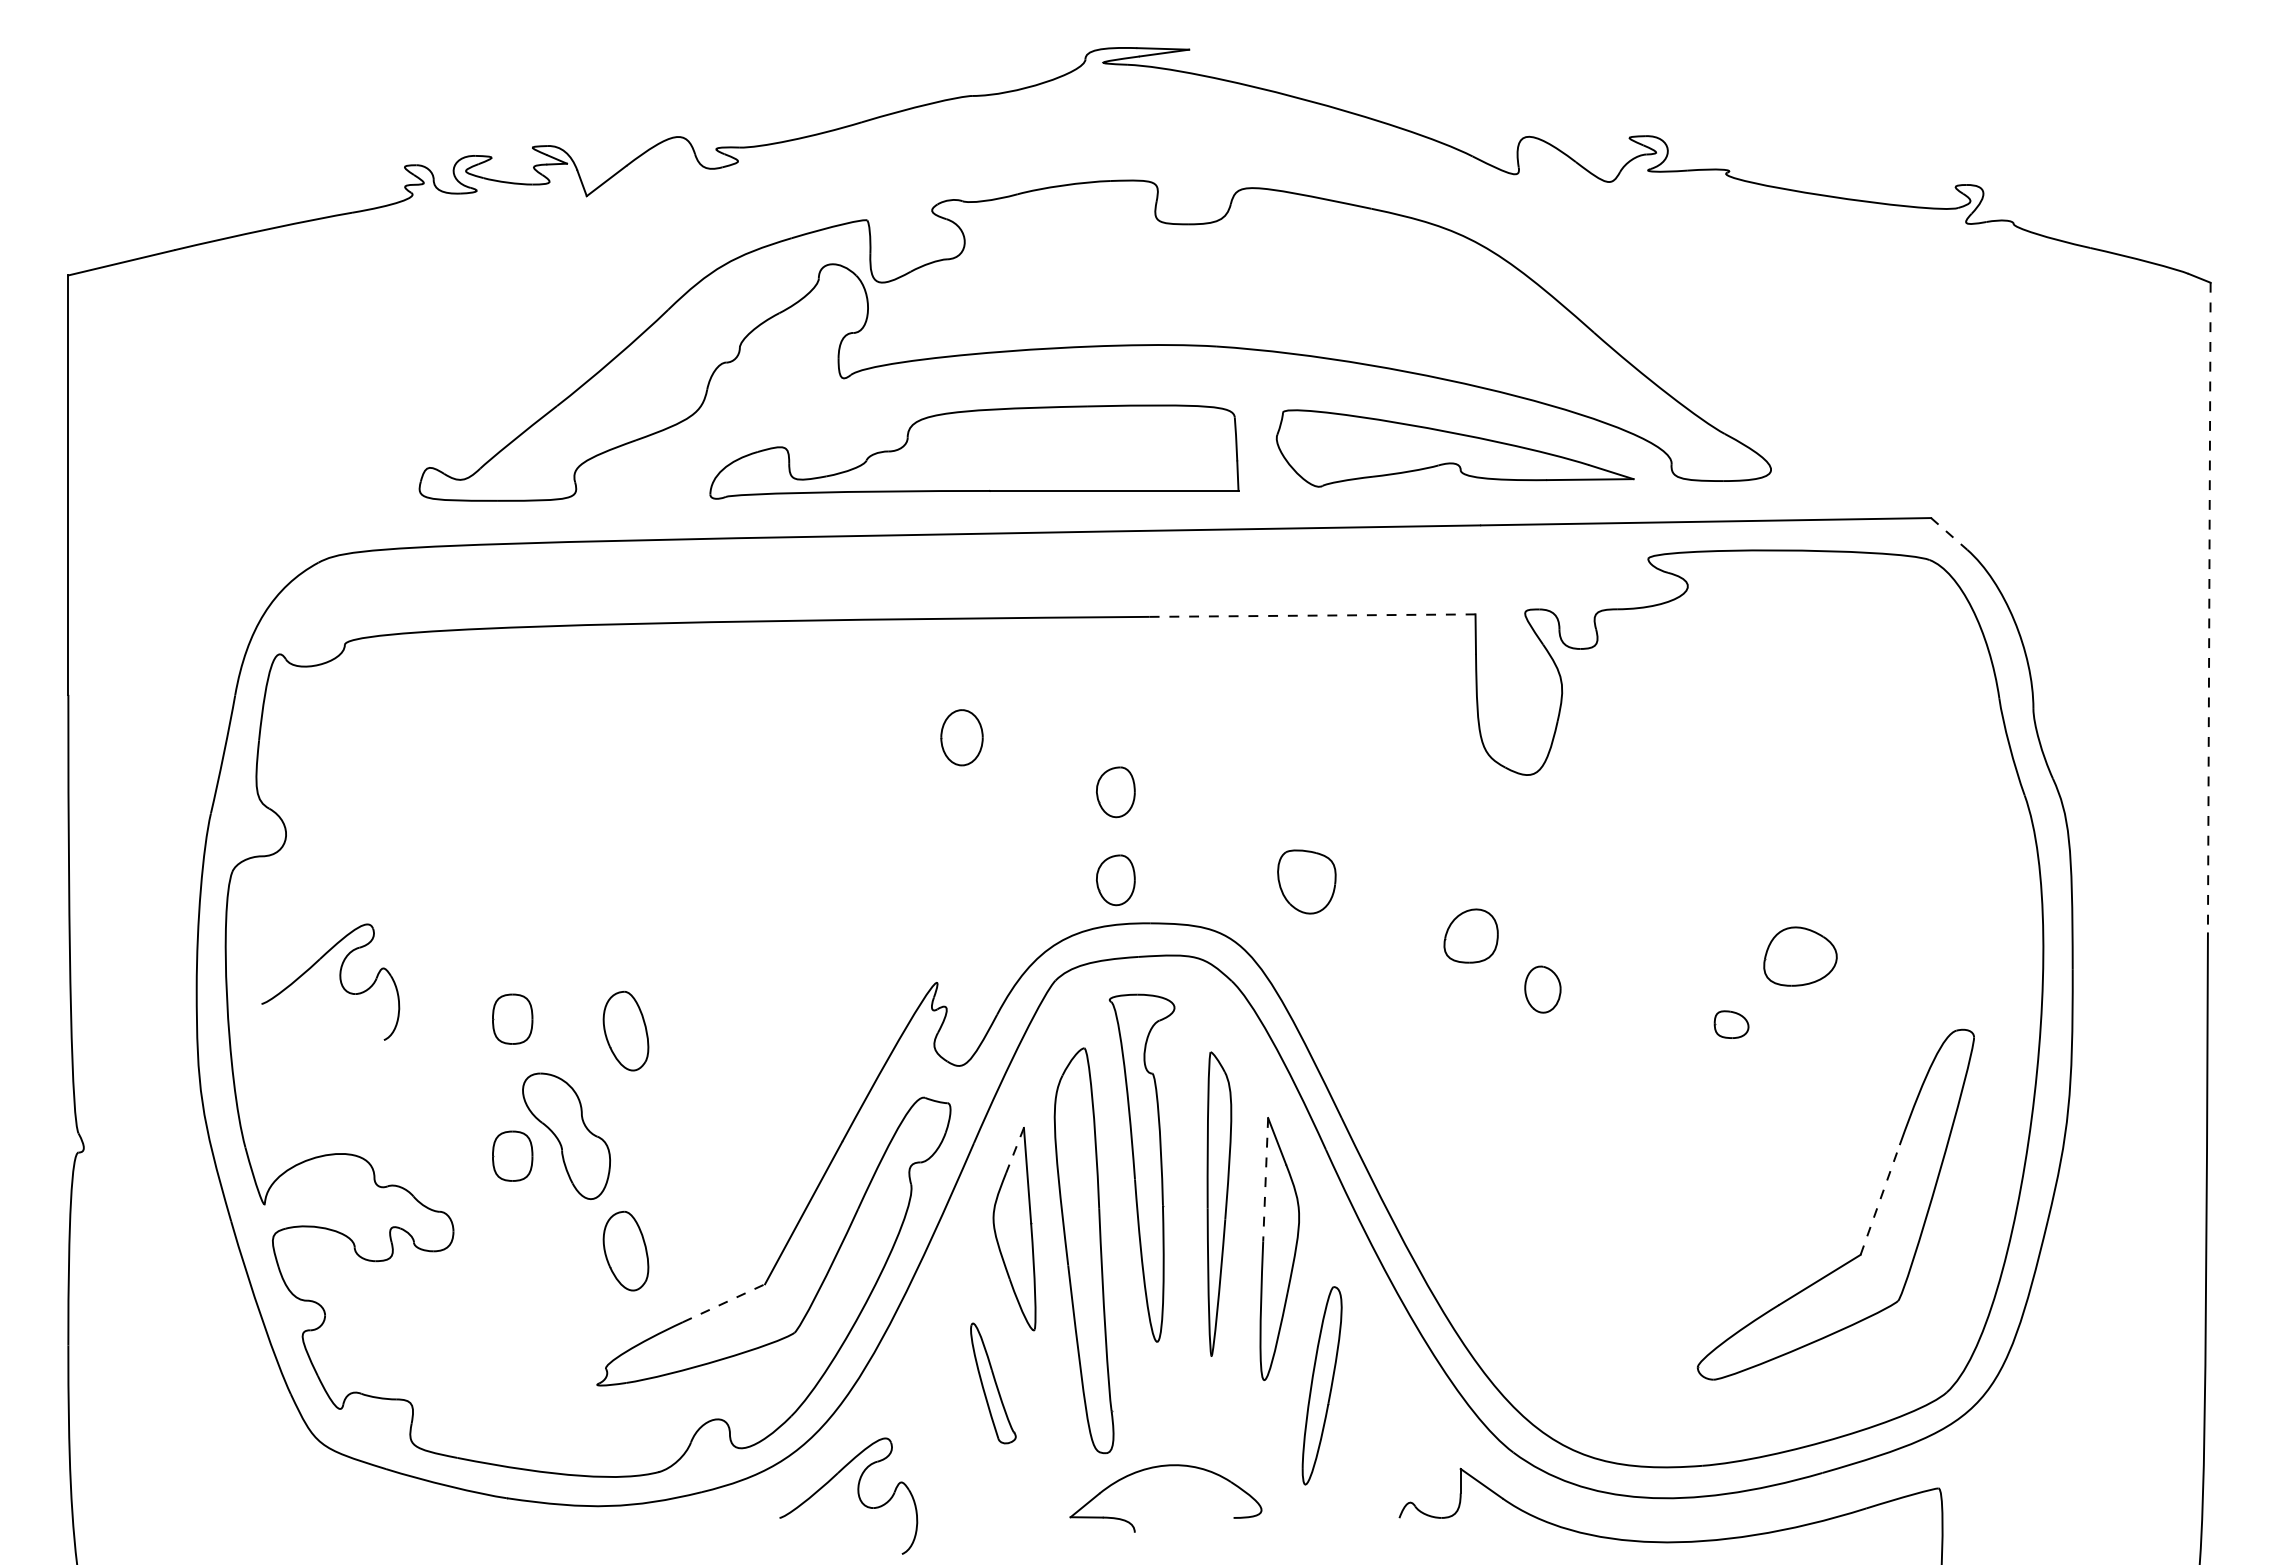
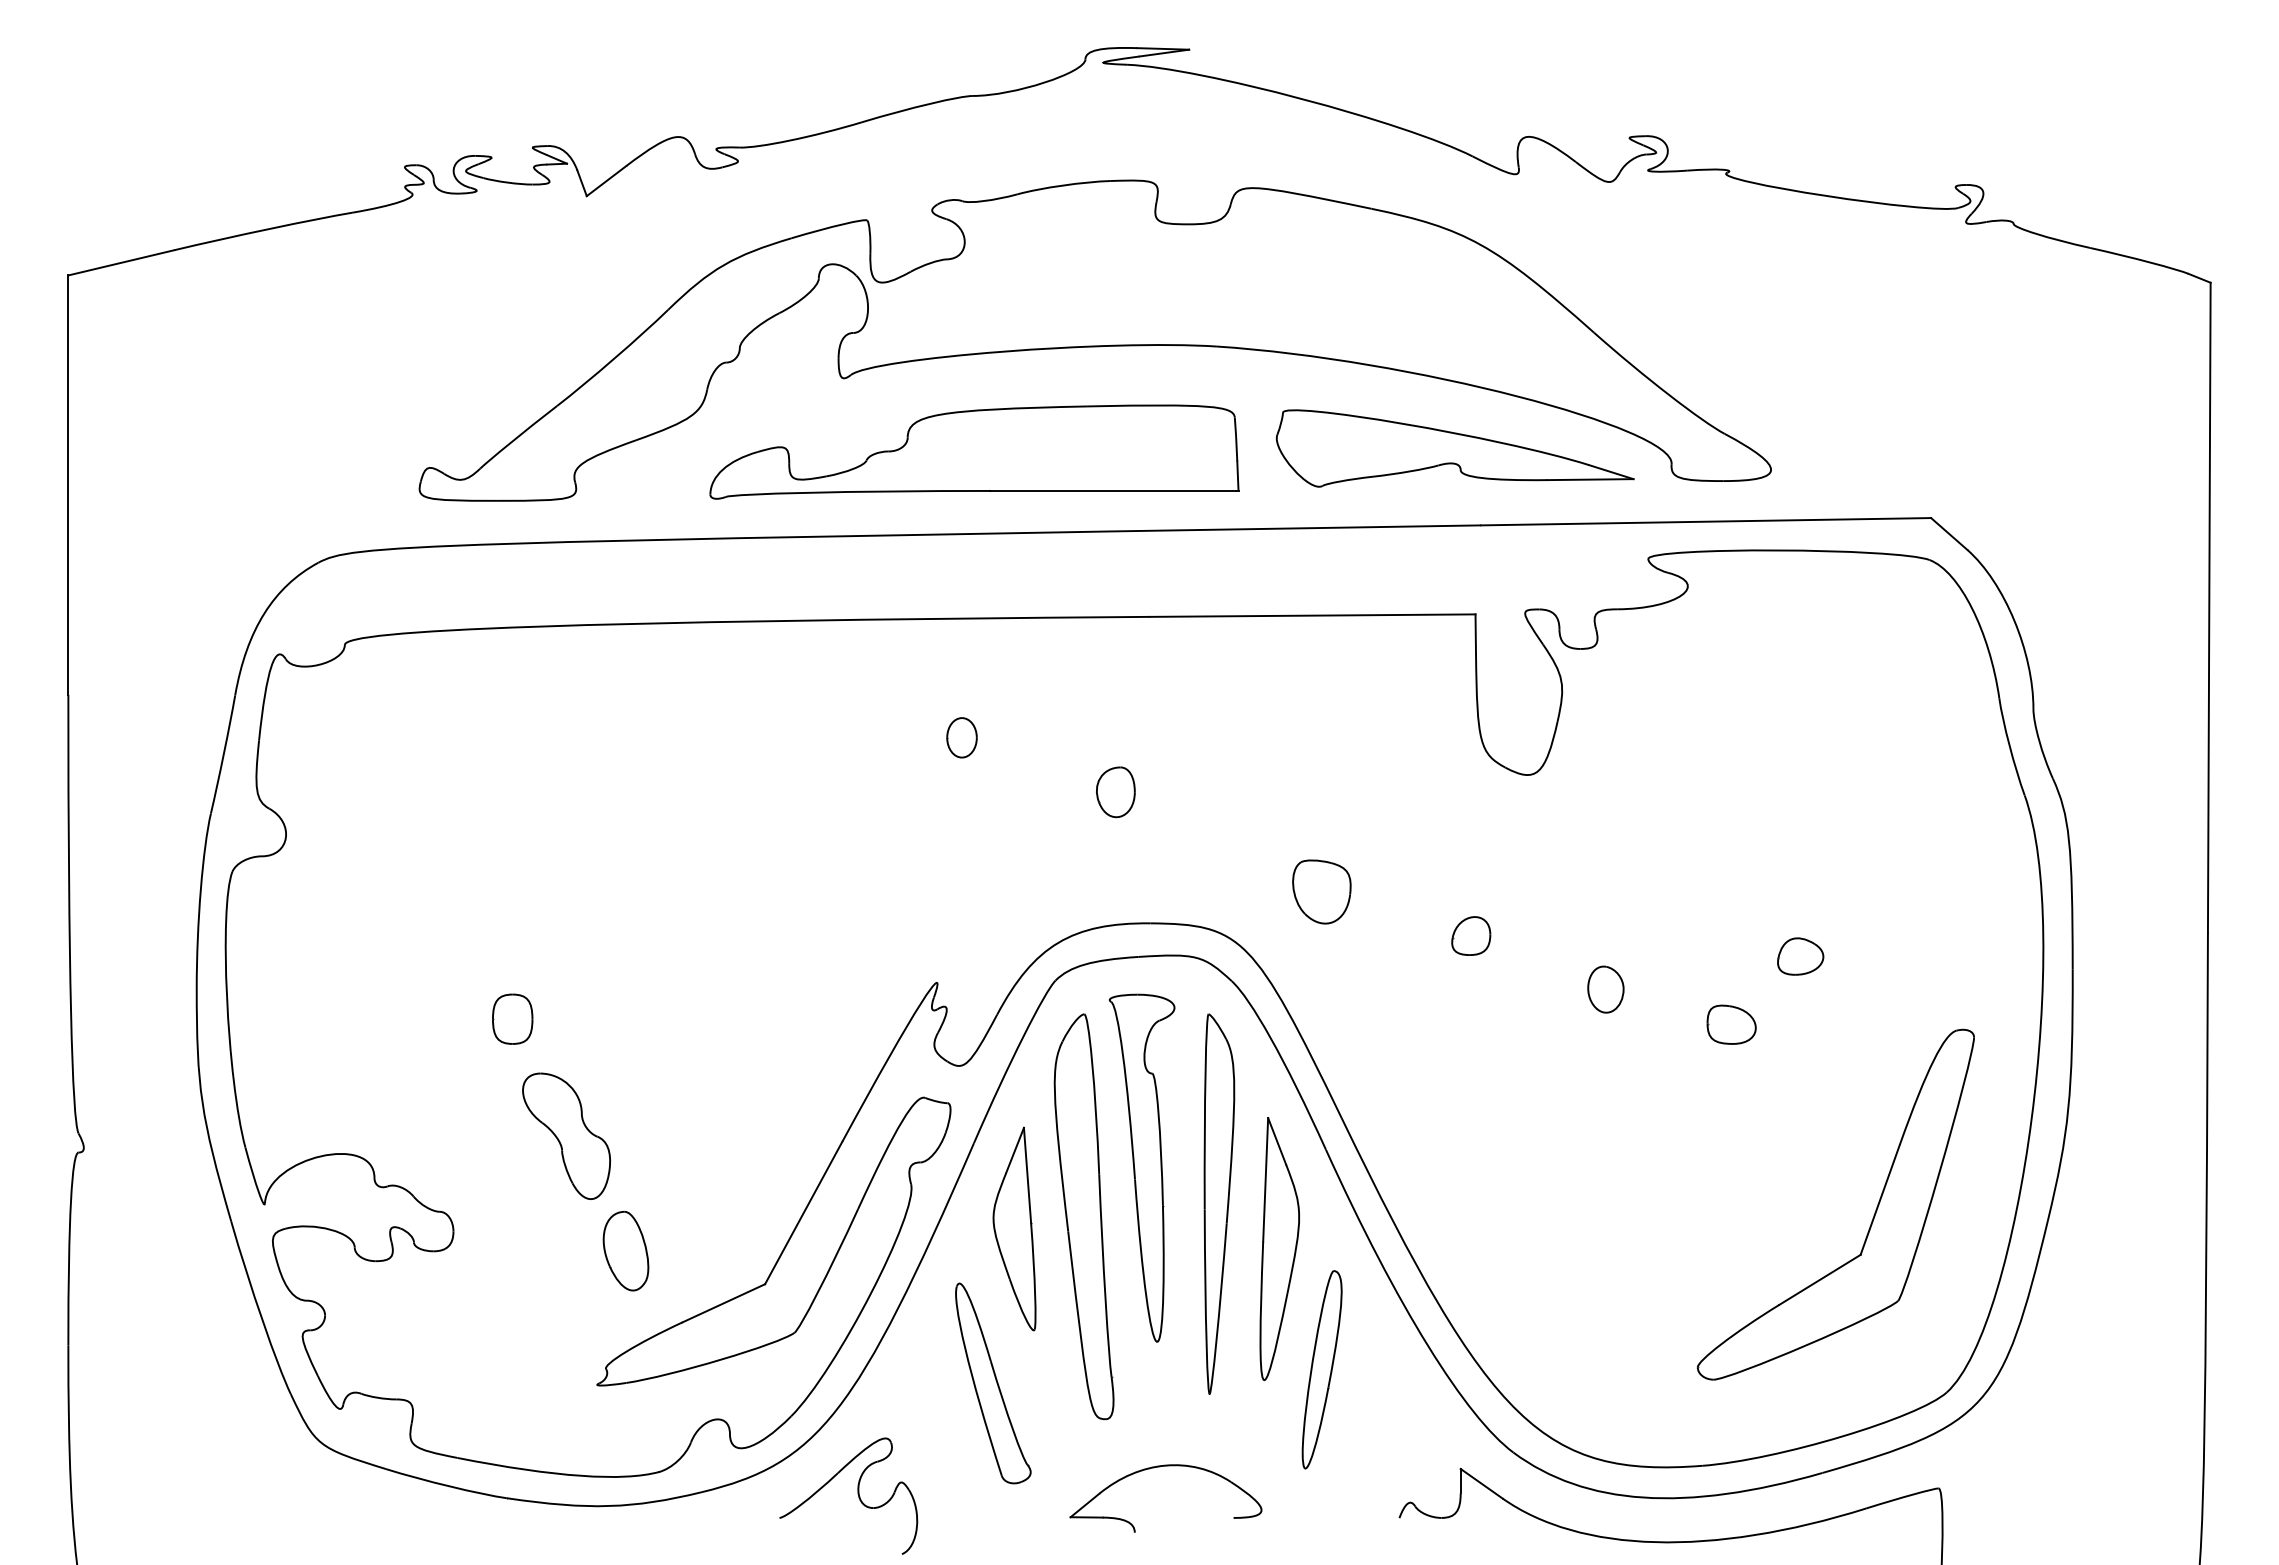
line: dashed -> solid (1949, 534)
line: dashed -> solid (2209, 607)
line: dashed -> solid (1312, 615)
part size: 44x58 px -> 32x42 px (961, 737)
part: present -> none (1115, 880)
part position: (1306, 881) -> (1321, 891) (1321, 891)
part size: 56x56 px -> 41x40 px (1471, 935)
part size: 75x61 px -> 48x39 px (1800, 956)
part: present -> none (339, 980)
part position: (1542, 989) -> (1605, 989) (1605, 989)
part size: 37x29 px -> 51x41 px (1731, 1024)
part: present -> none (625, 1031)
line: dashed -> solid (1014, 1150)
part: present -> none (512, 1155)
line: dashed -> solid (1265, 1179)
line: dashed -> solid (1880, 1199)
part size: 27x306 px -> 33x382 px (1219, 1203)
part position: (1083, 1250) -> (1083, 1216) (1083, 1216)
line: dashed -> solid (724, 1303)
part size: 47x123 px -> 77x203 px (993, 1383)
part position: (1321, 1385) -> (1321, 1369) (1321, 1369)
